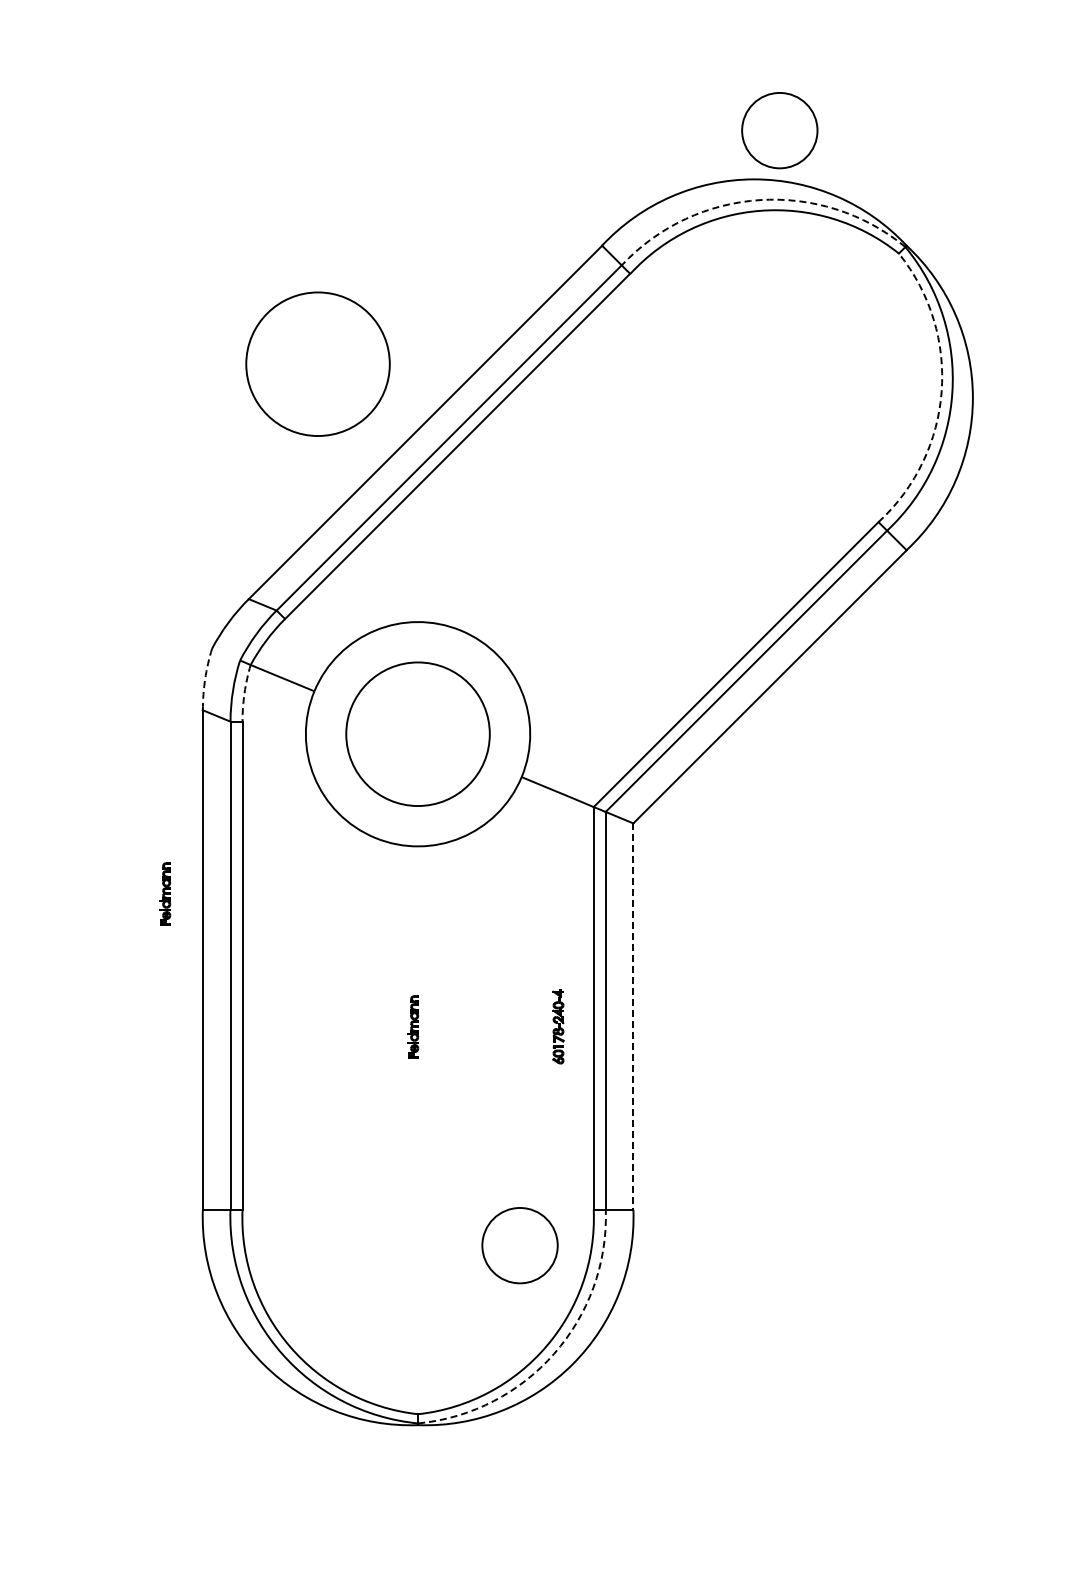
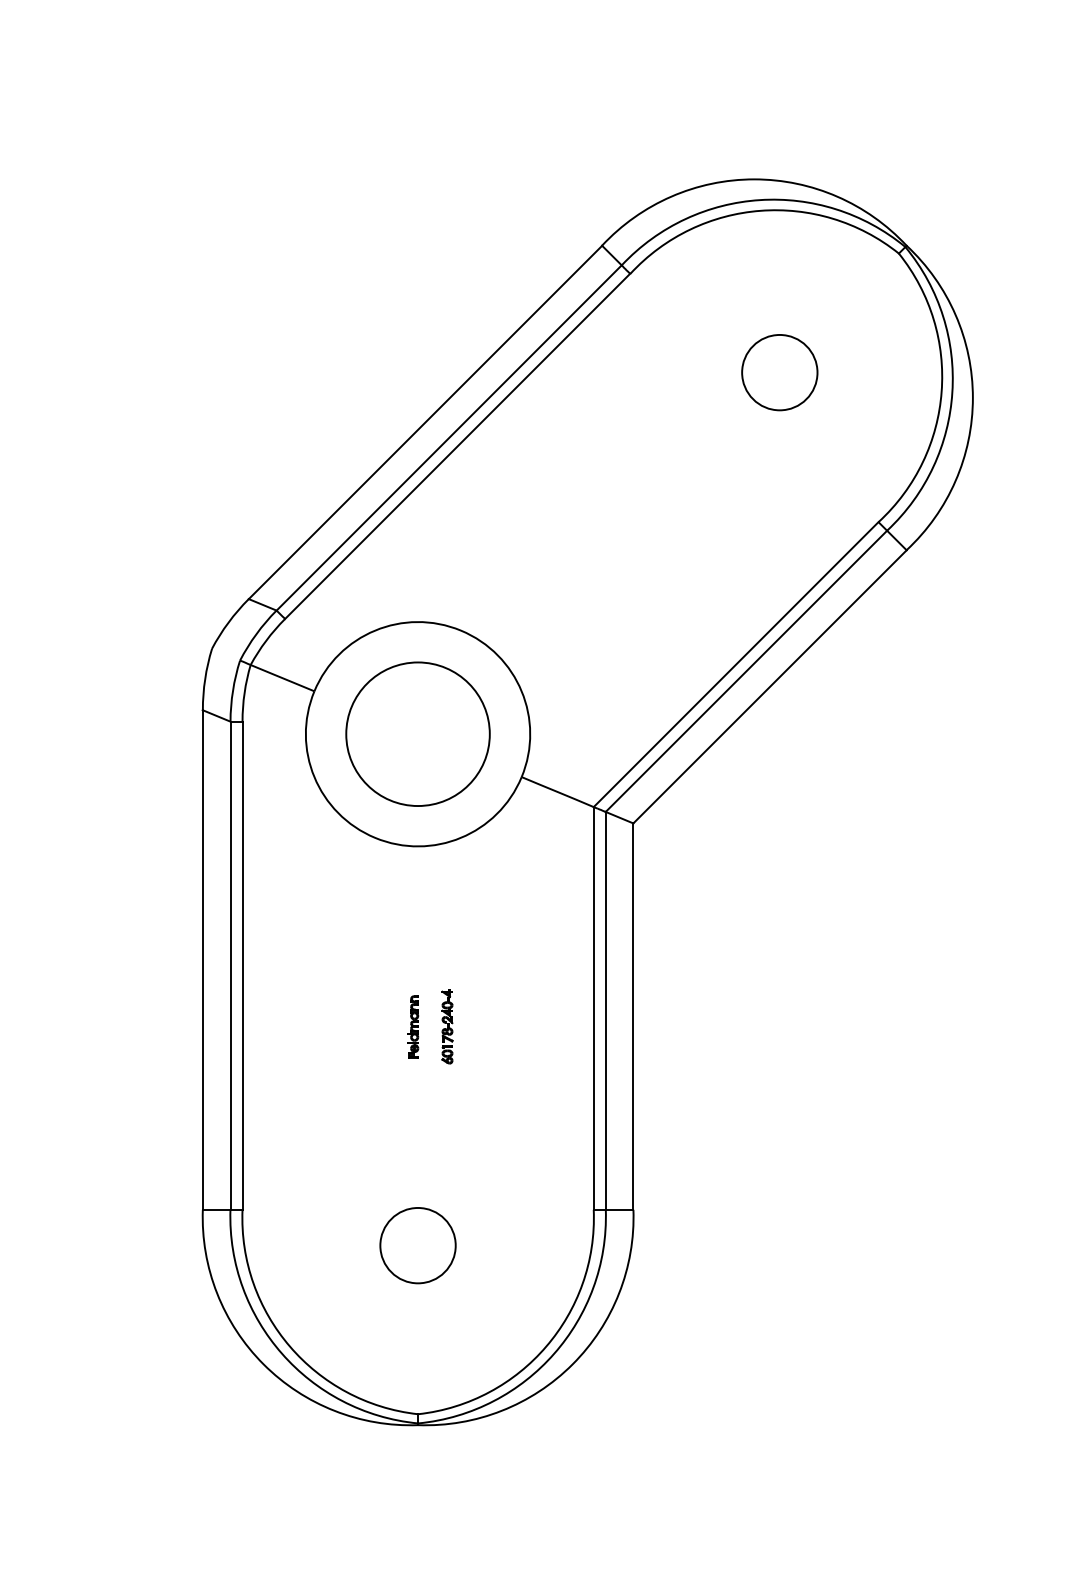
circle position: (779, 130) -> (779, 372) (779, 372)
arc: dashed -> solid (759, 200)
circle: present -> none (317, 363)
arc: dashed -> solid (941, 391)
arc: dashed -> solid (205, 679)
arc: dashed -> solid (244, 692)
part: present -> none (165, 893)
line: dashed -> solid (633, 1017)
part position: (558, 1026) -> (447, 1026) (447, 1026)
circle position: (519, 1245) -> (417, 1245) (417, 1245)
arc: dashed -> solid (554, 1353)
